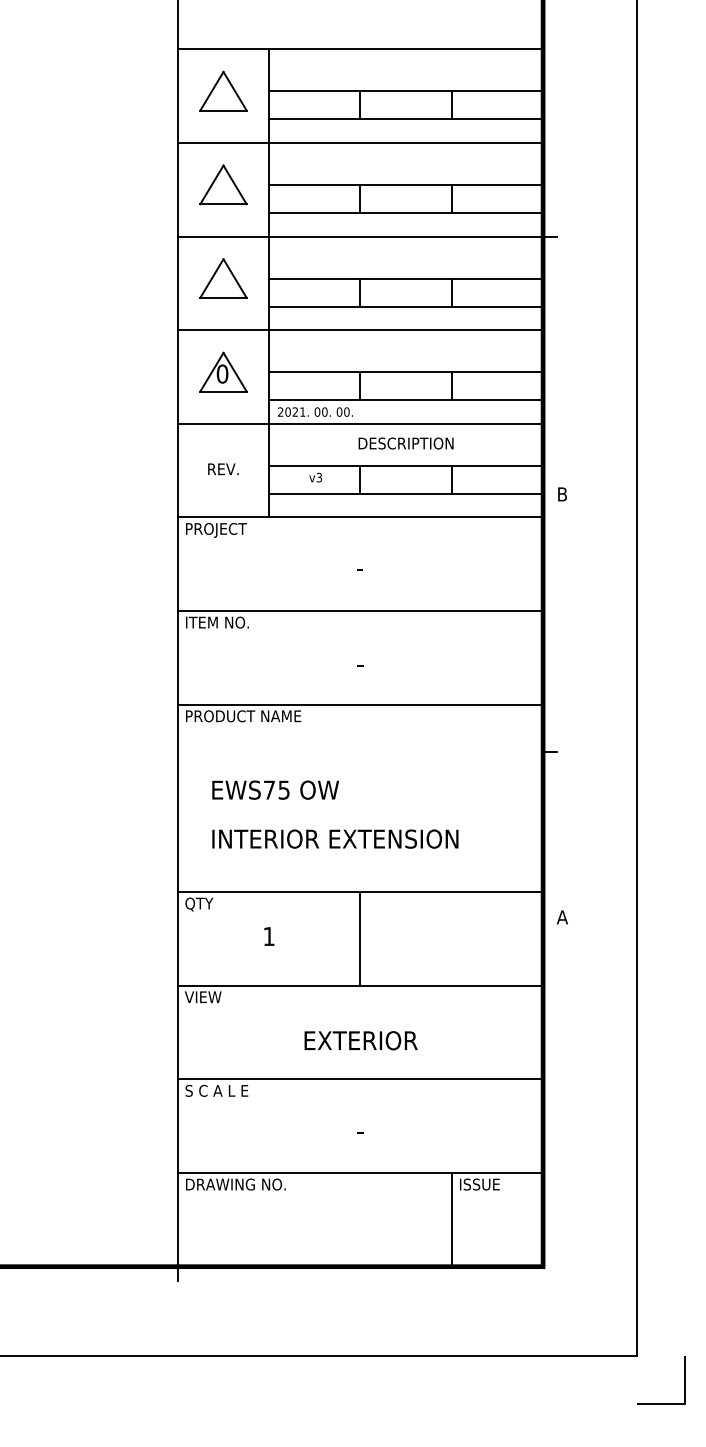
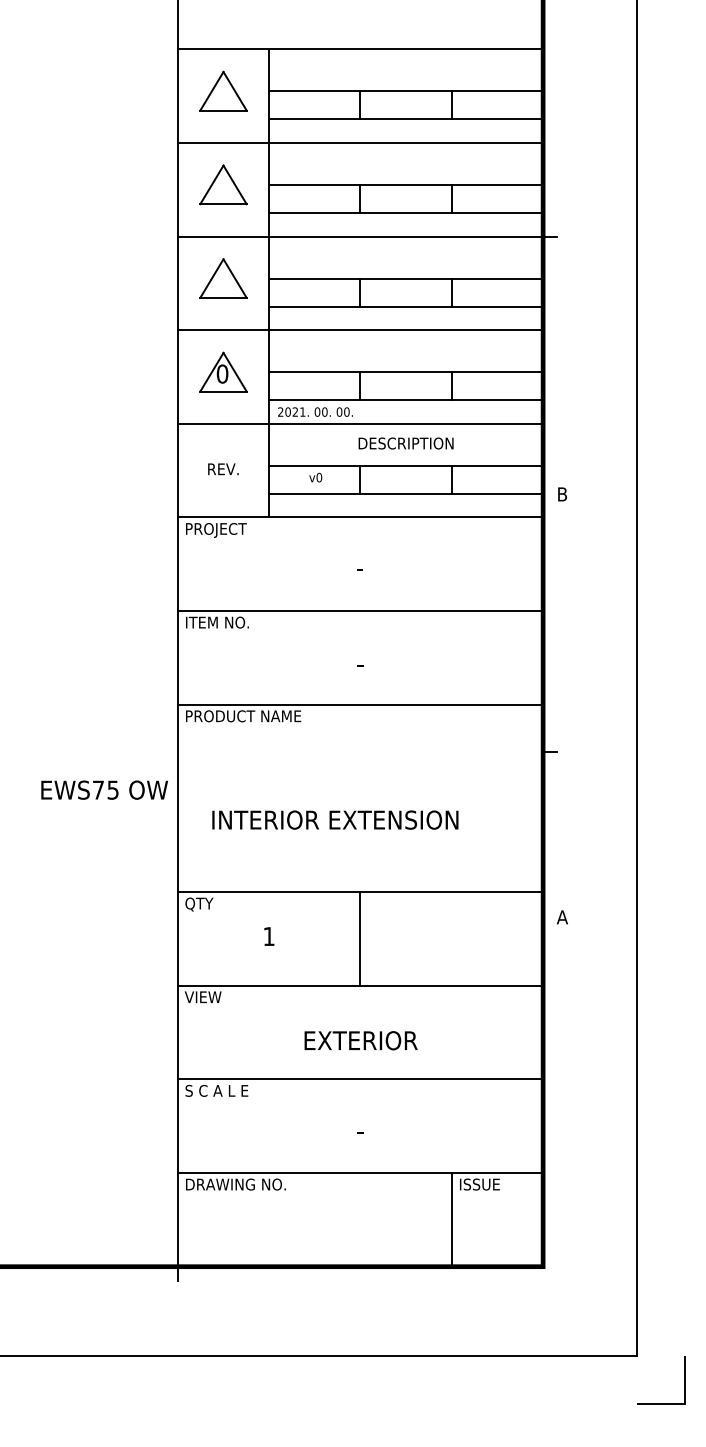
text: v3 -> v0 (319, 477)
text position: (275, 789) -> (104, 789) (104, 789)
text position: (335, 838) -> (335, 819) (335, 819)
